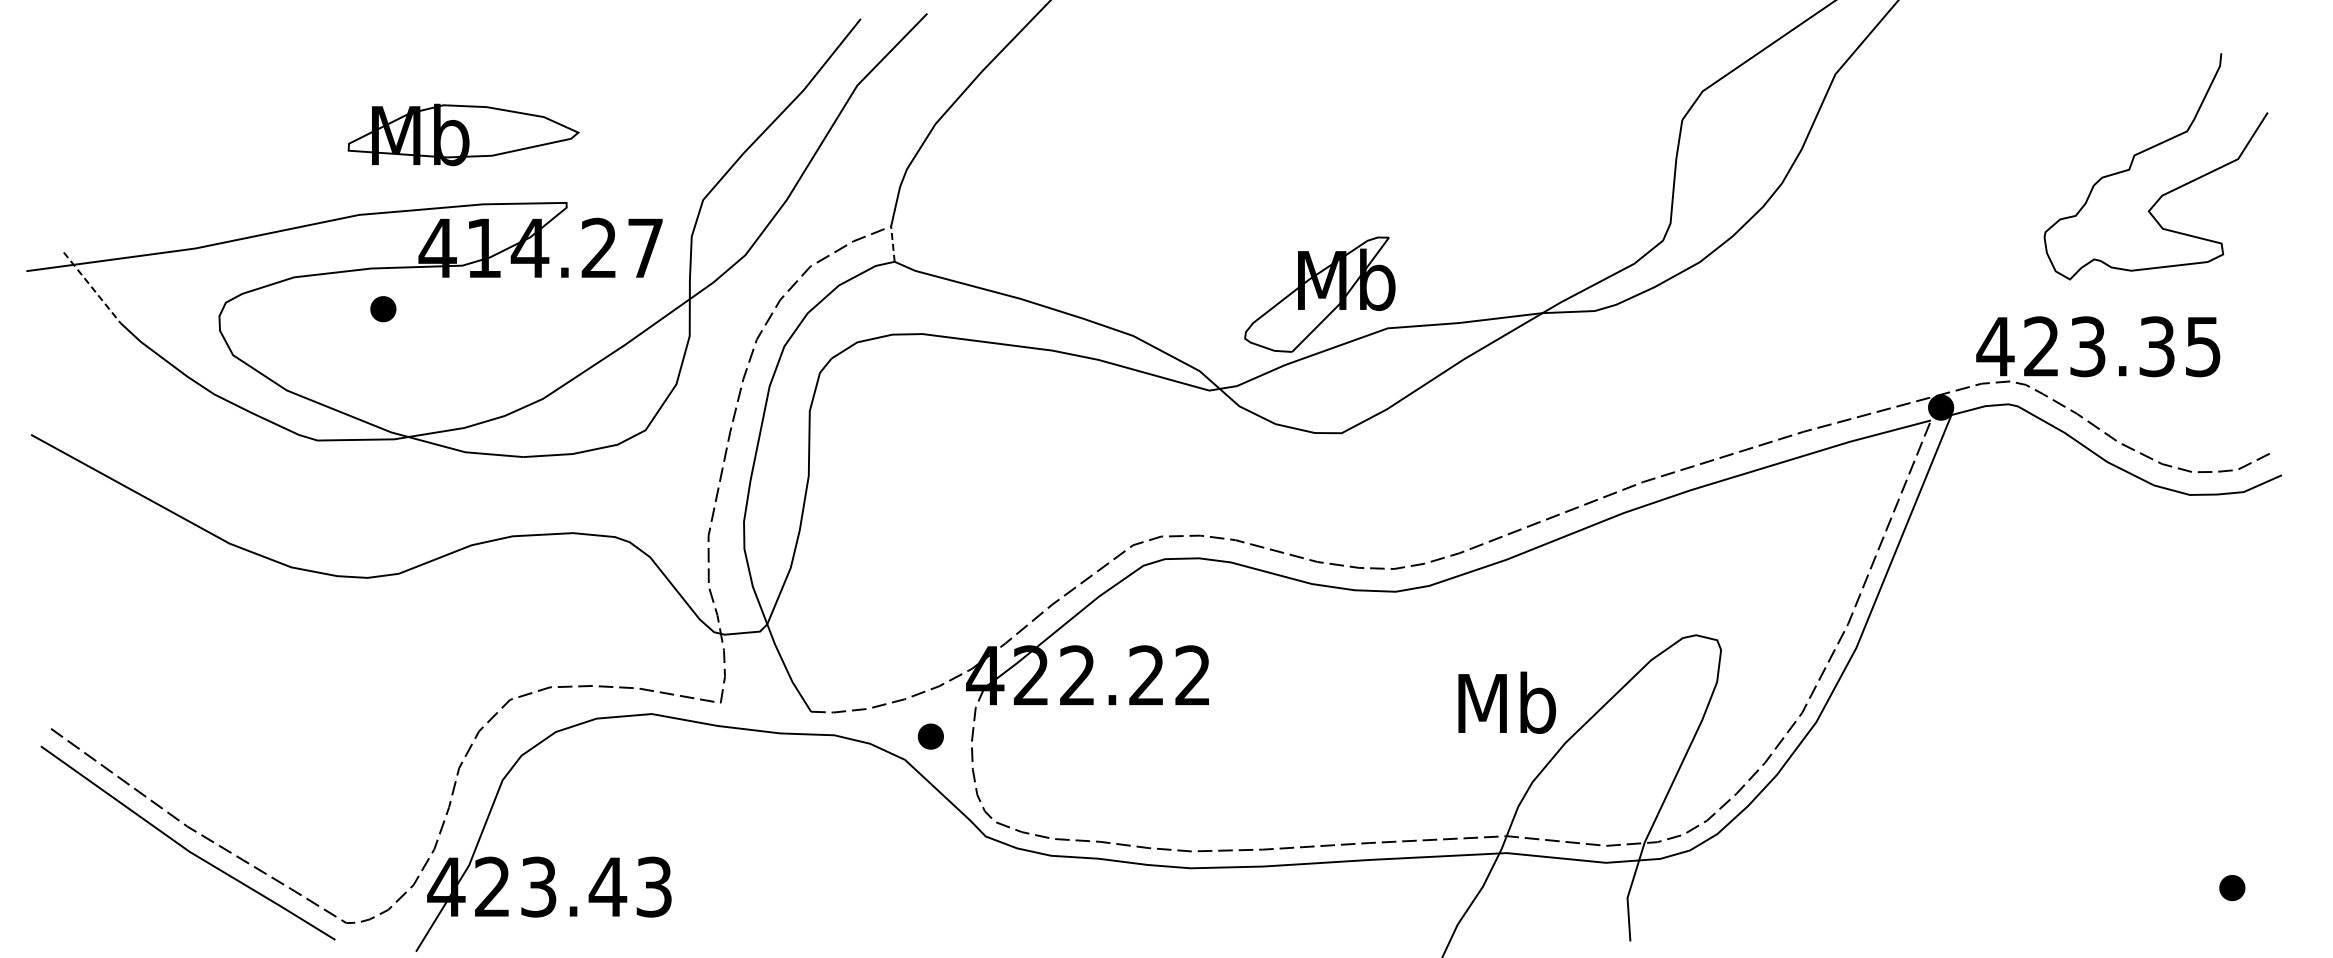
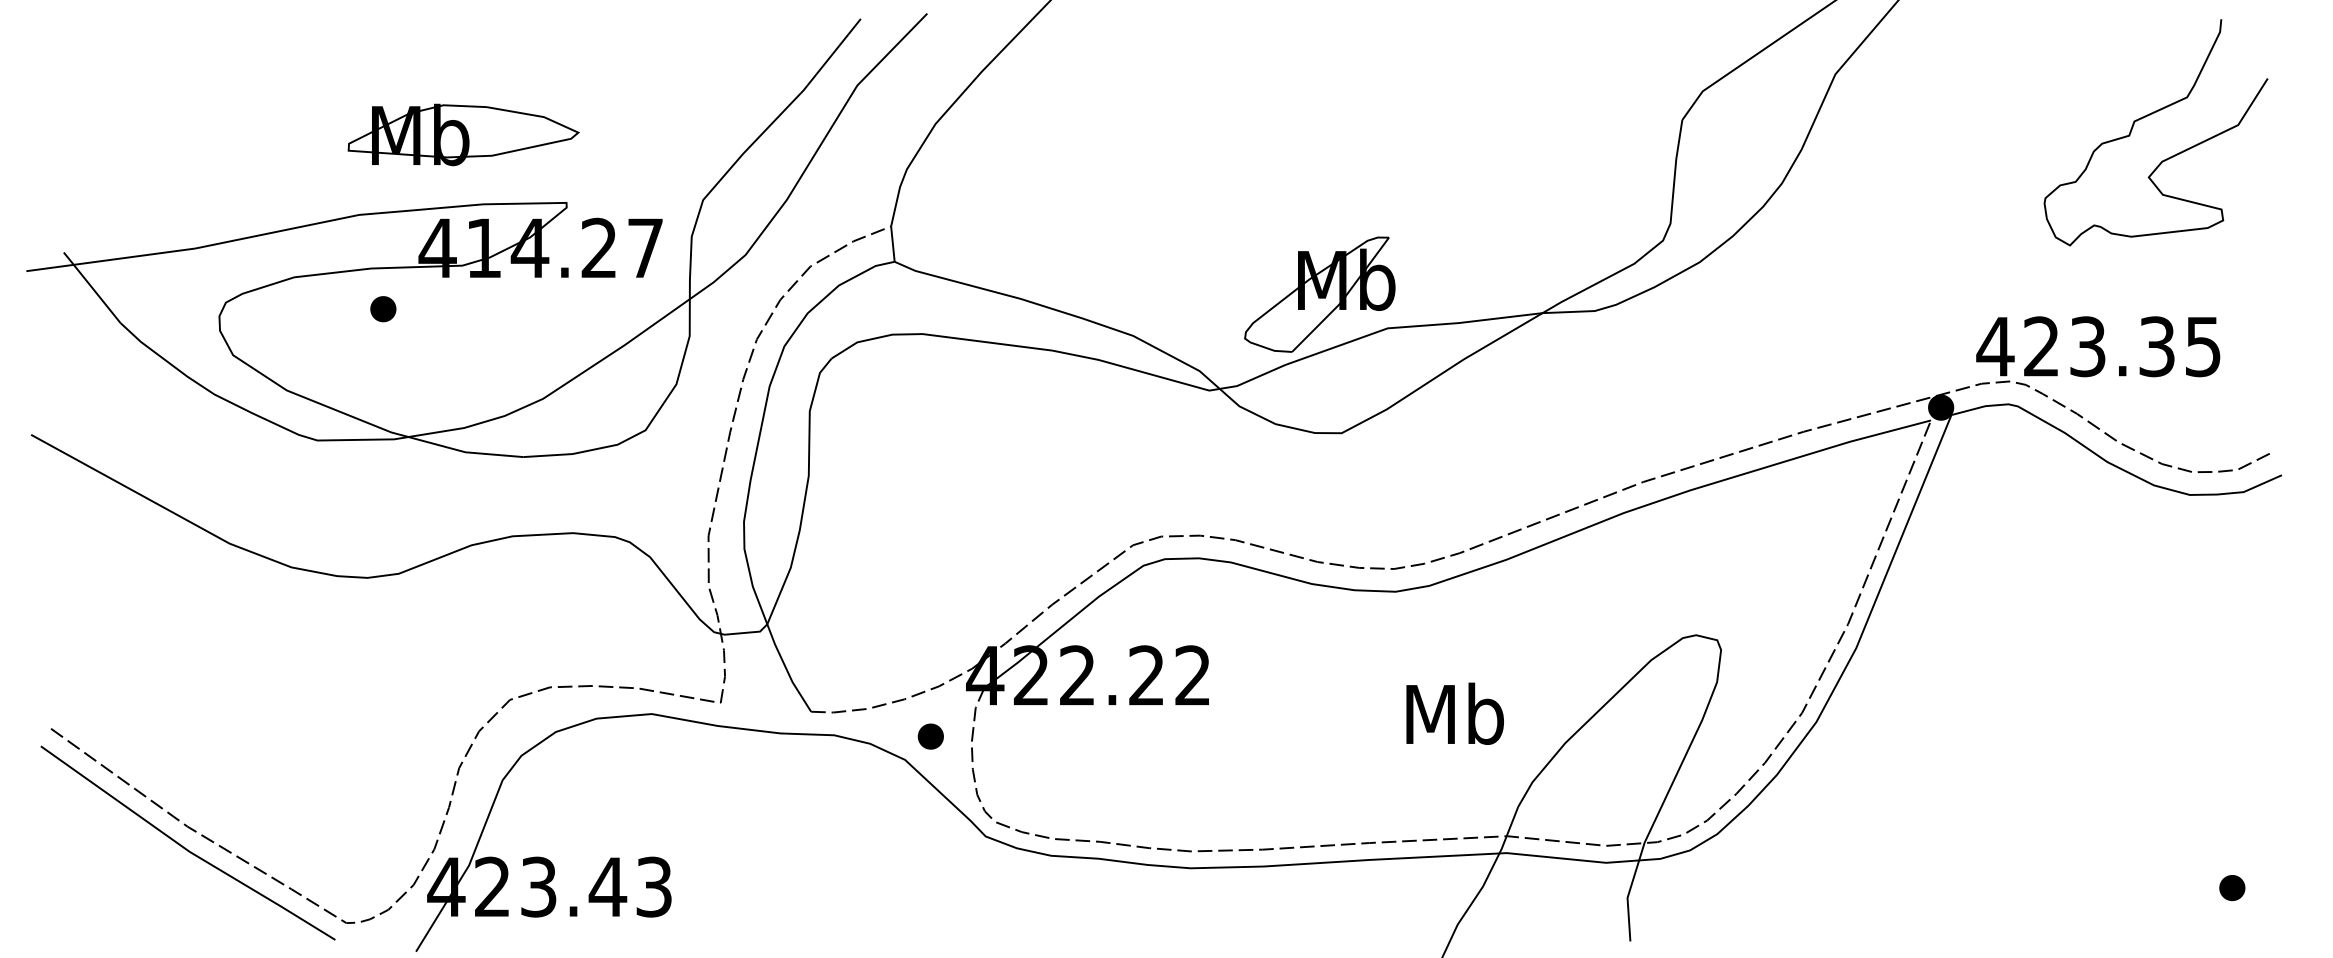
curve position: (2148, 150) -> (2148, 116) (2148, 116)
line: dashed -> solid (892, 244)
line: dashed -> solid (92, 288)
text position: (1506, 702) -> (1454, 713) (1454, 713)
